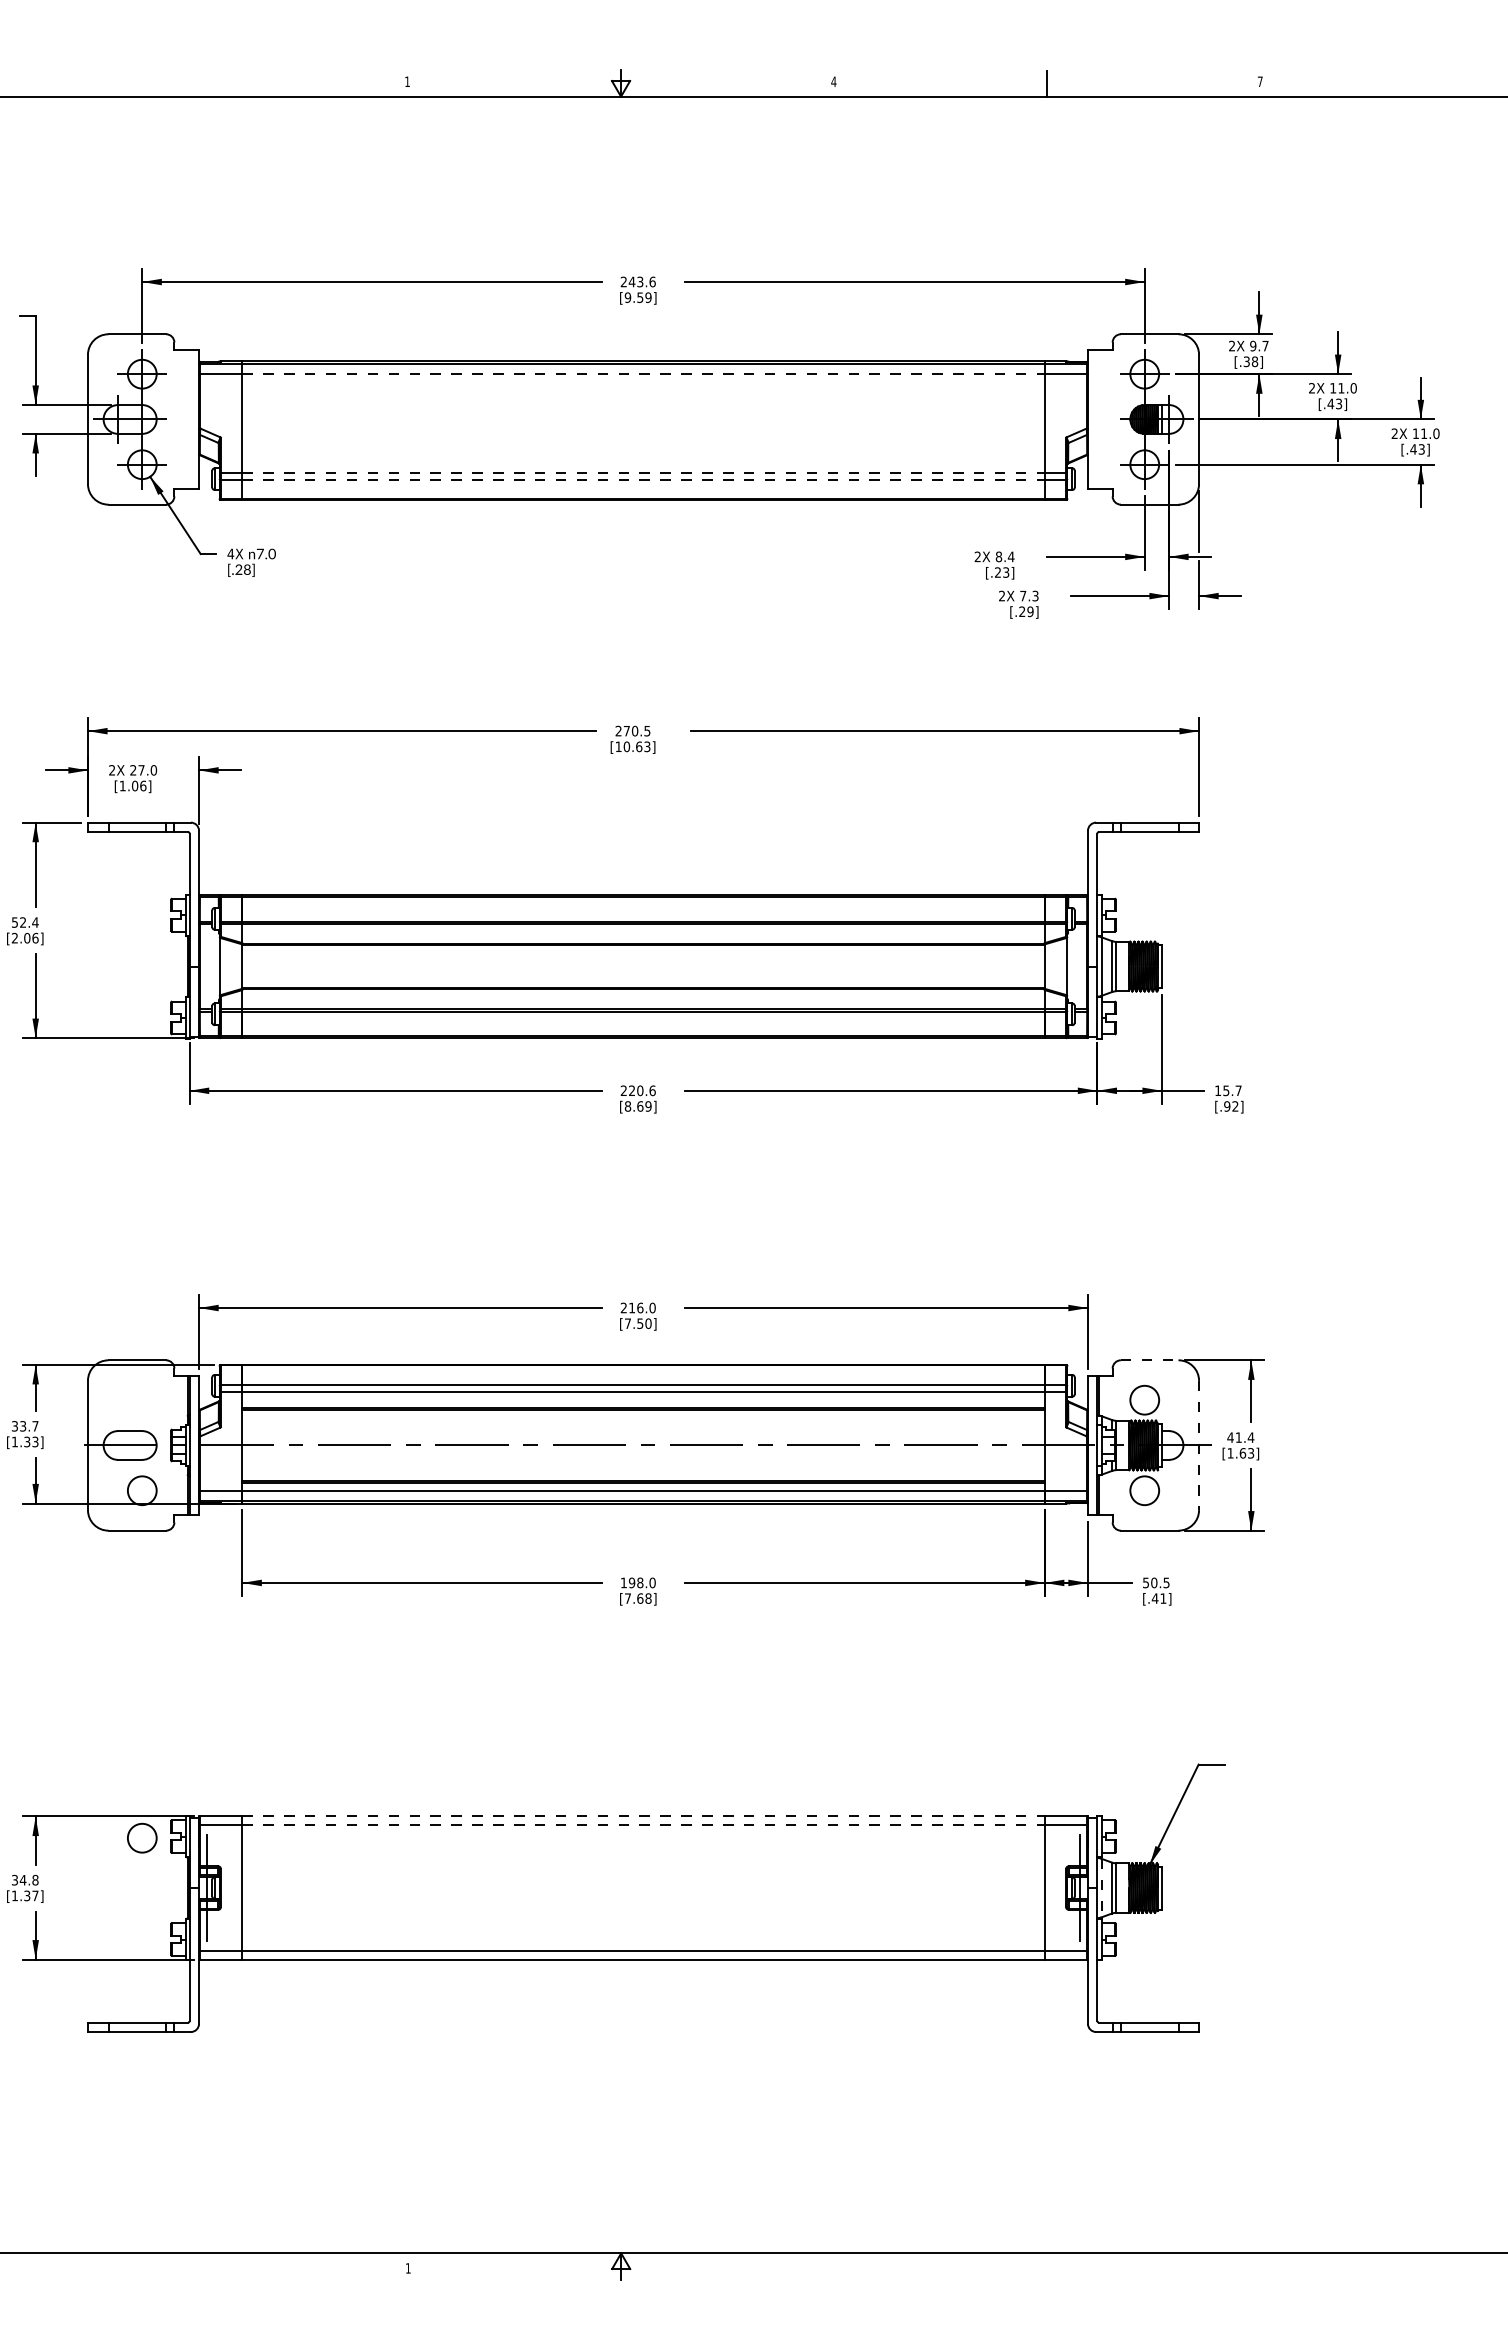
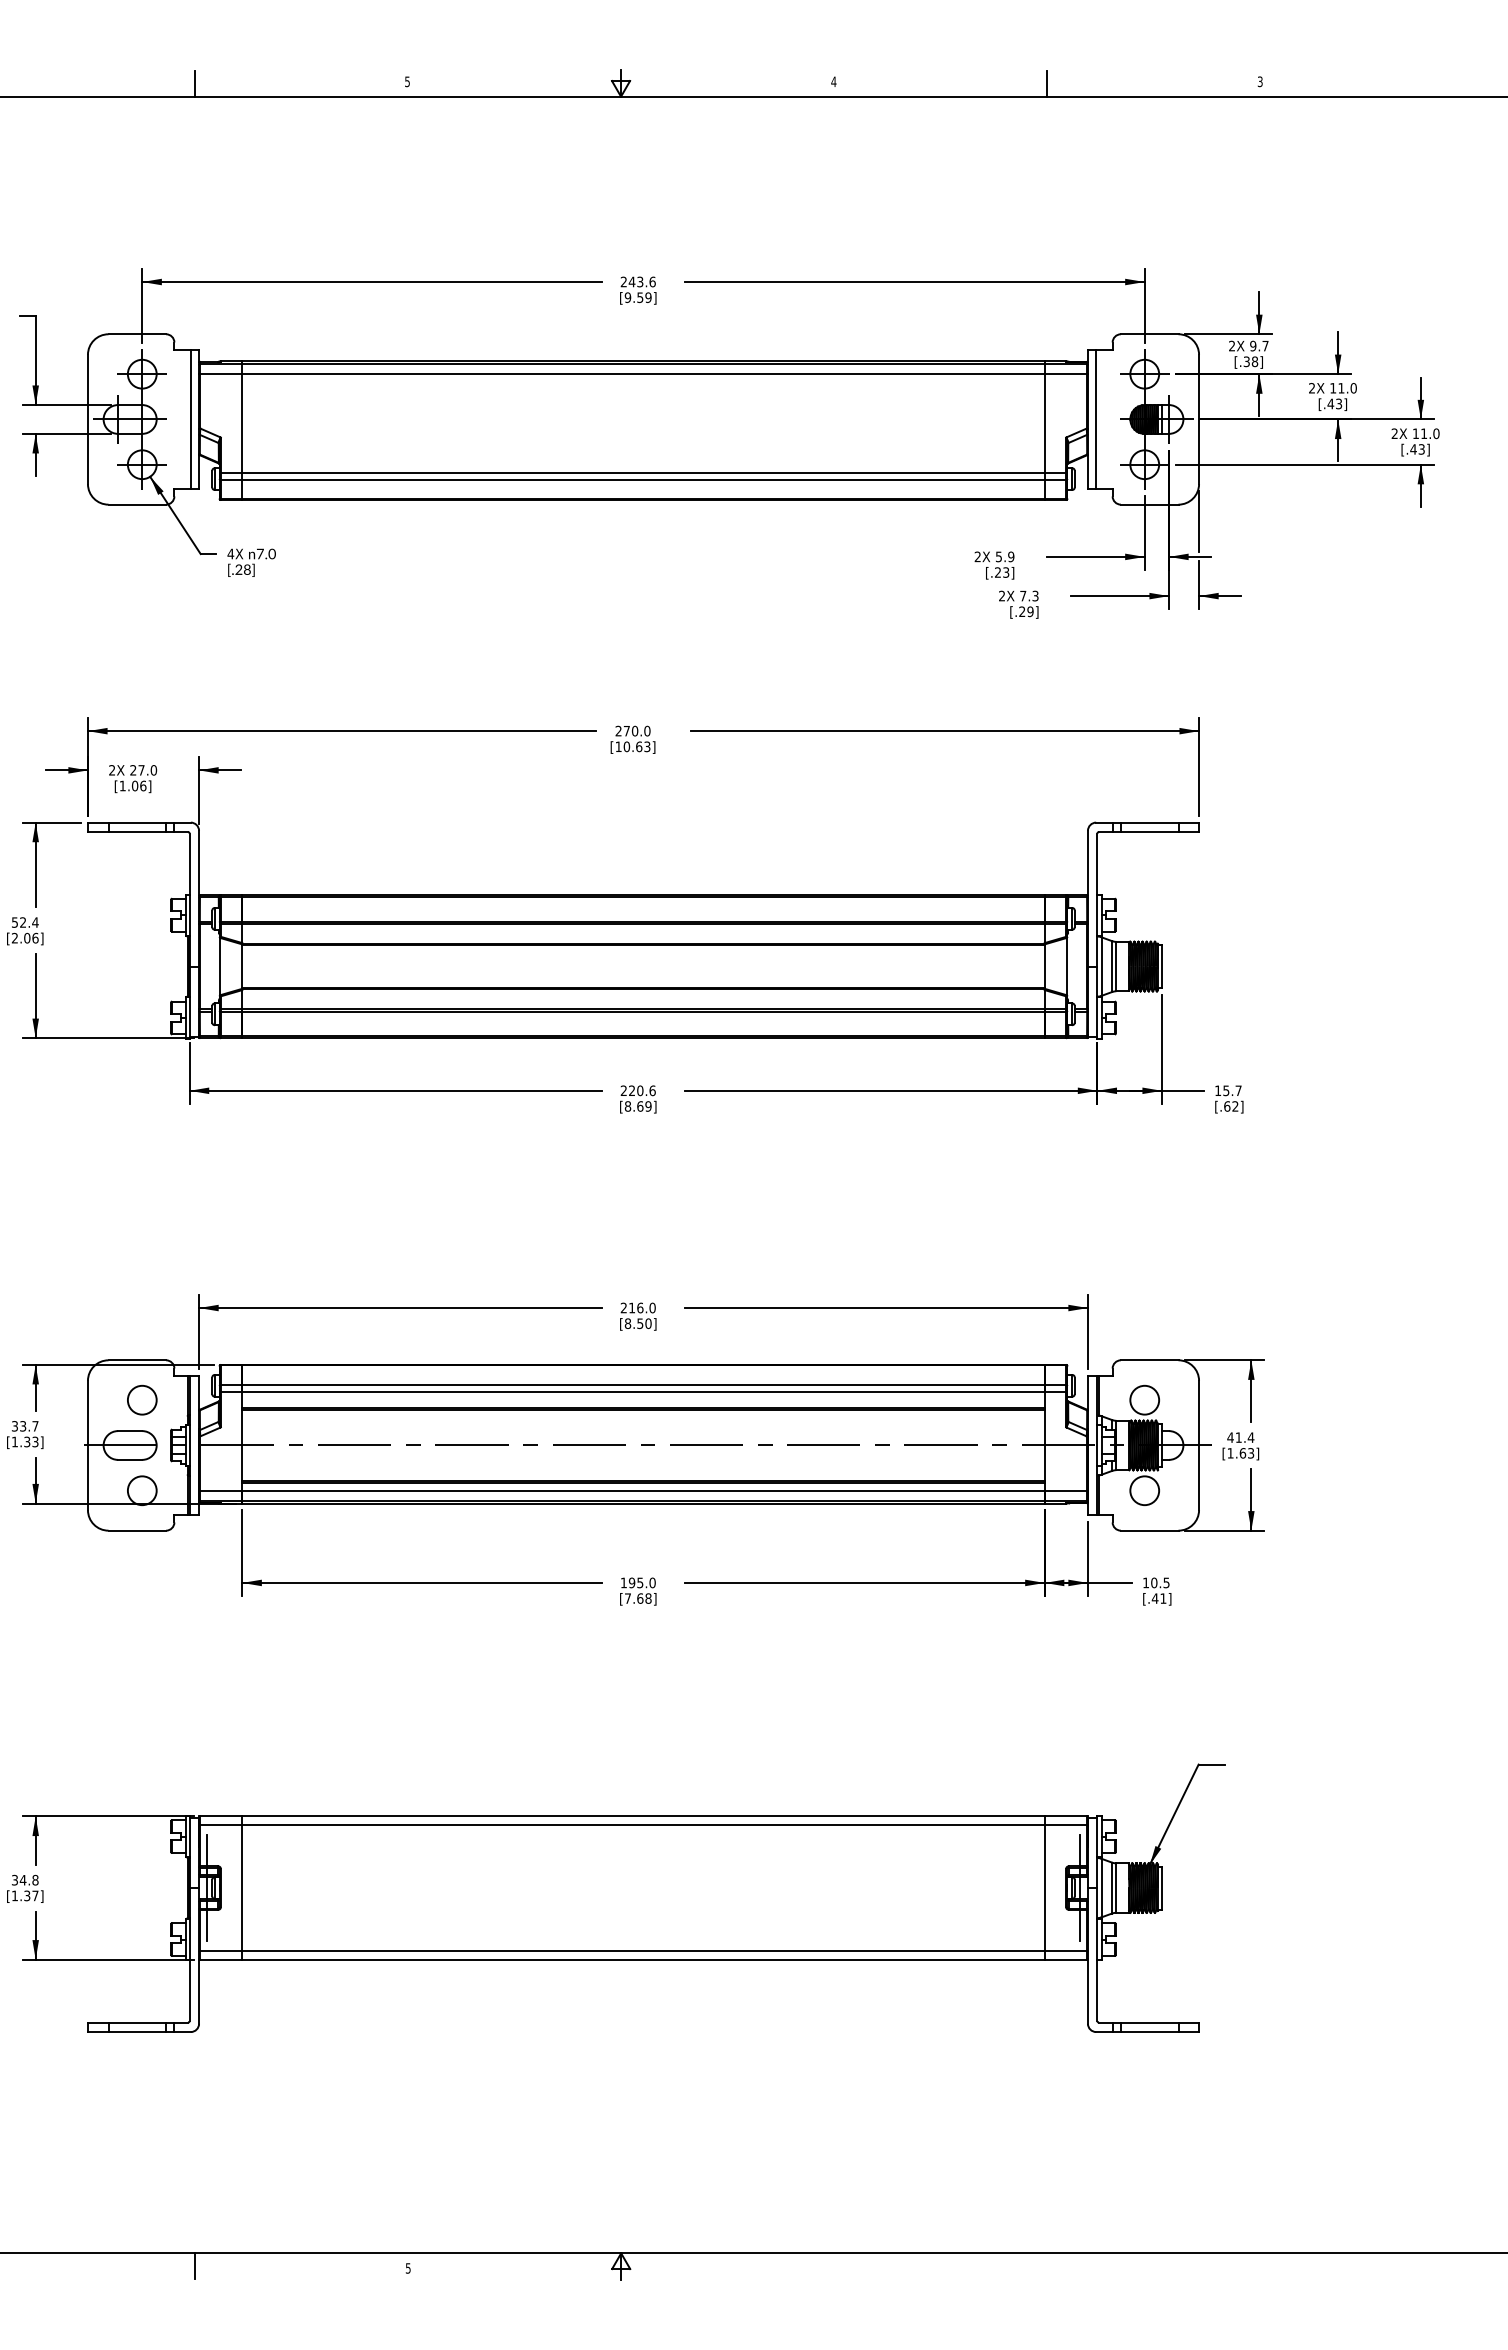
text: 1 -> 5 (407, 81)
text: 7 -> 3 (1259, 81)
line: none -> present (195, 83)
line: dashed -> solid (644, 374)
line: none -> present (190, 419)
line: none -> present (1096, 419)
line: dashed -> solid (644, 473)
line: dashed -> solid (644, 479)
text: 8.4 -> 5.9 (1004, 556)
text: 270.5 -> 270.0 (647, 730)
text: [.92] -> [.62] (1227, 1106)
text: [7.50] -> [8.50] (627, 1323)
line: dashed -> solid (1149, 1360)
line: dashed -> solid (1199, 1445)
text: 198.0 -> 195.0 (640, 1582)
text: 50.5 -> 10.5 (1145, 1582)
line: dashed -> solid (644, 1816)
line: dashed -> solid (644, 1825)
circle position: (142, 1837) -> (142, 1399) (142, 1399)
line: dashed -> solid (1101, 1888)
line: none -> present (195, 2266)
text: 1 -> 5 (407, 2268)
